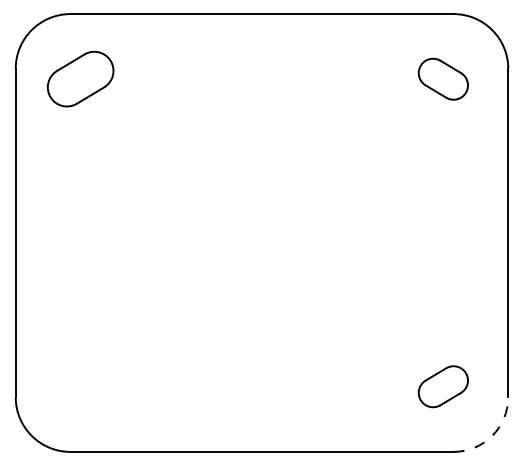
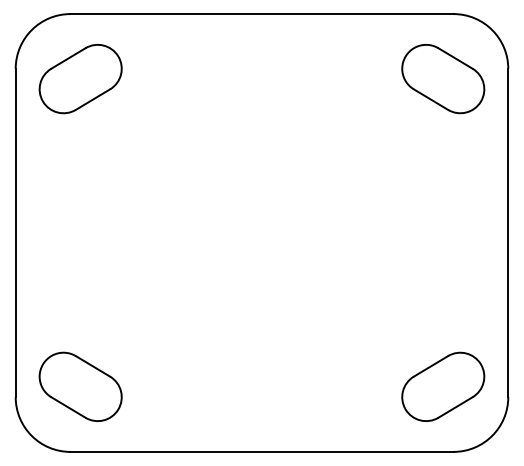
part size: 68x58 px -> 85x71 px (80, 79)
part size: 52x44 px -> 85x71 px (443, 79)
part: none -> present (80, 386)
part size: 52x44 px -> 85x71 px (443, 386)
arc: dashed -> solid (492, 435)
